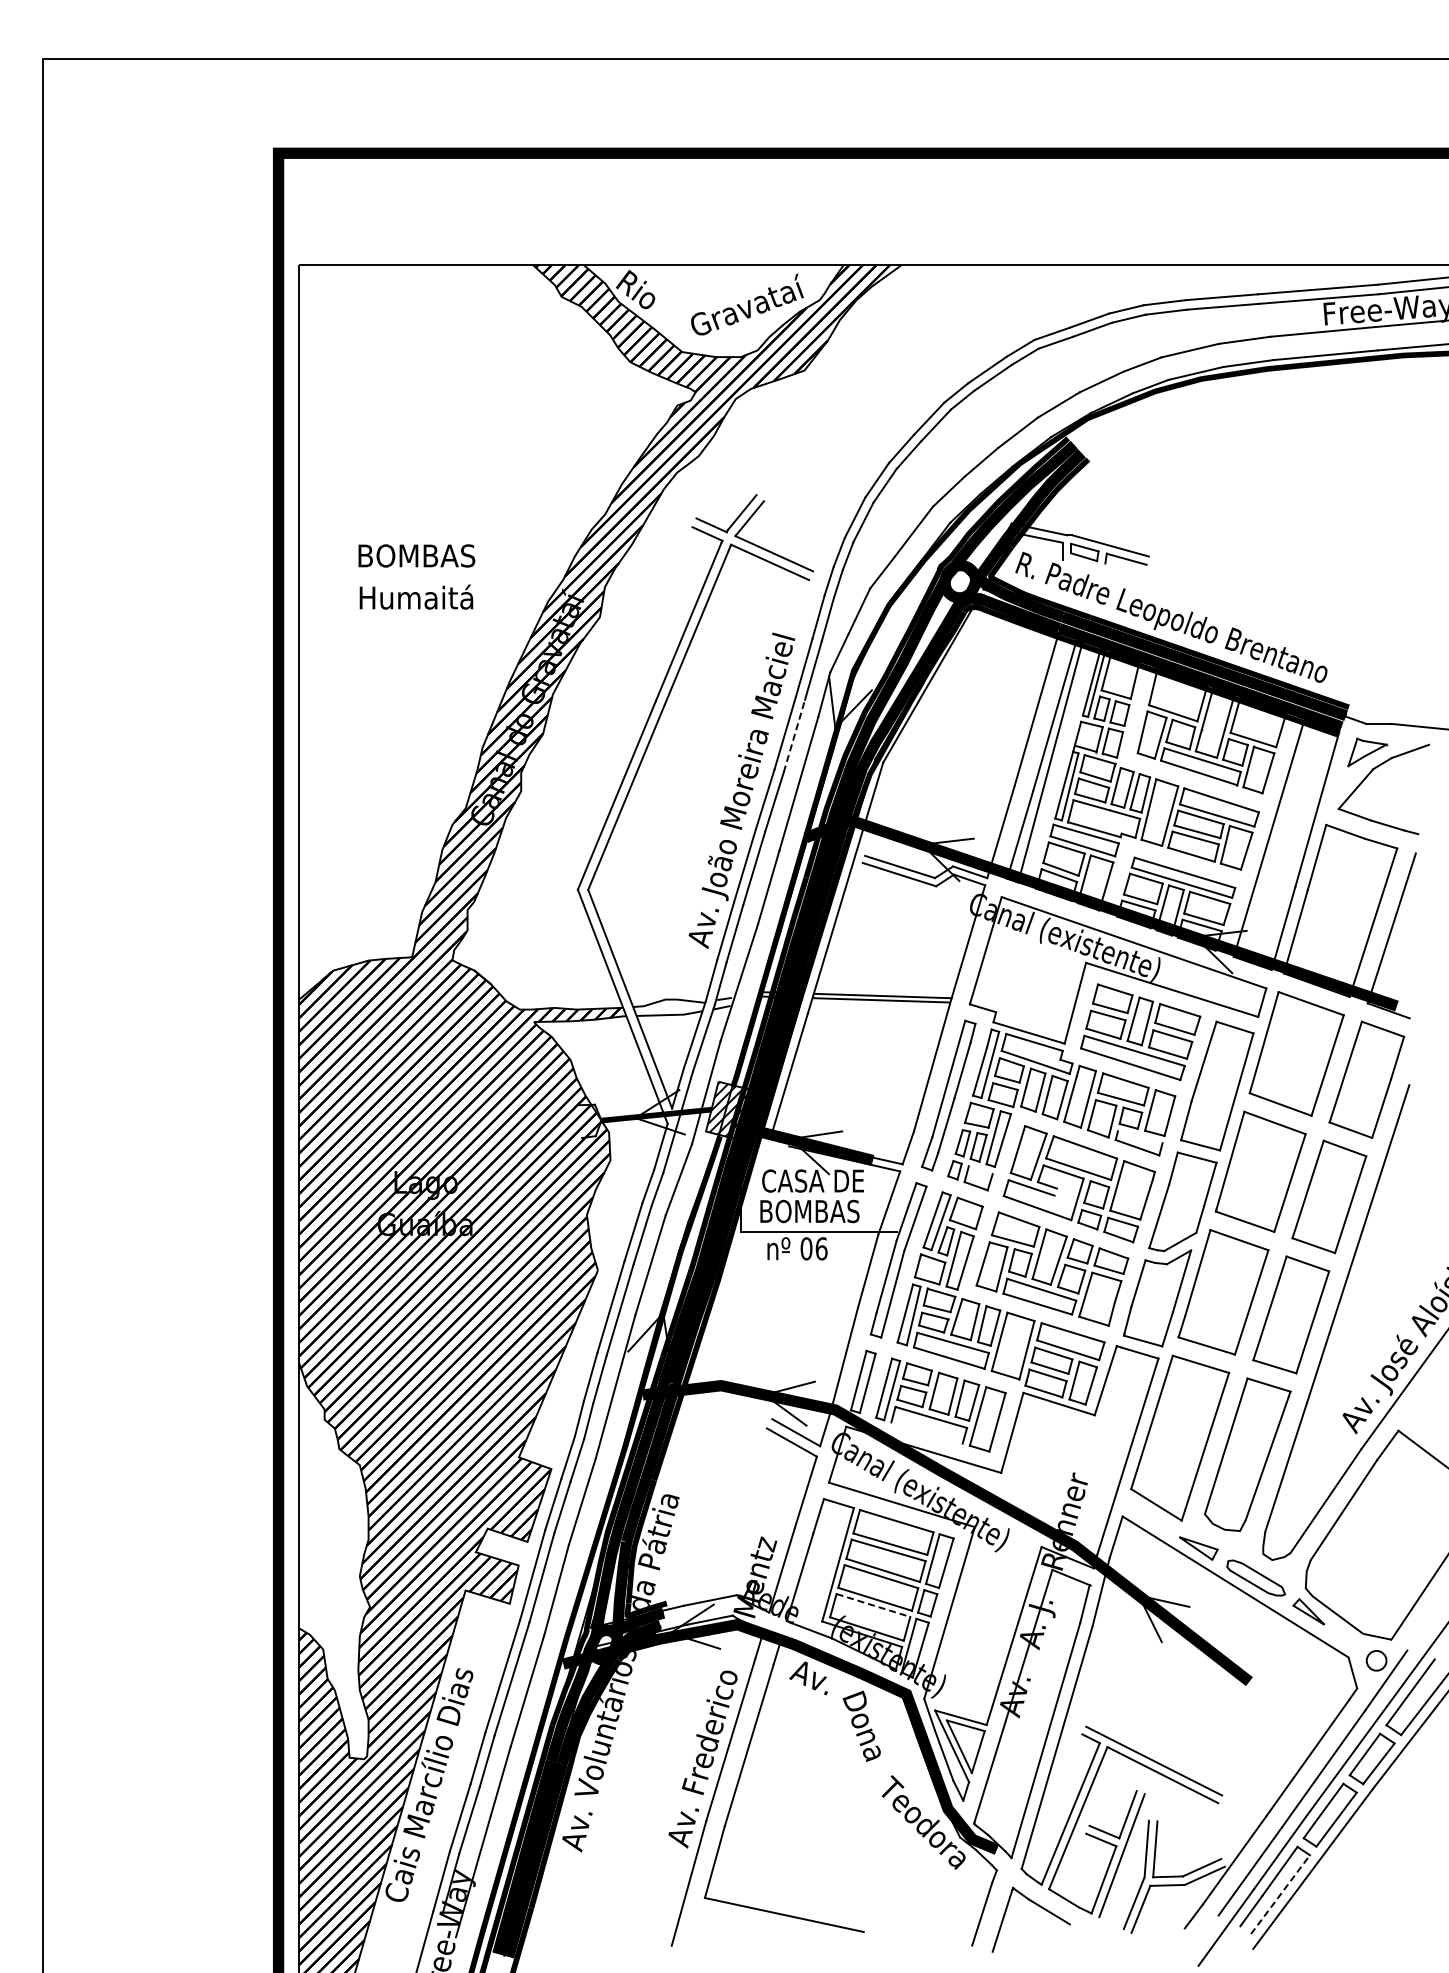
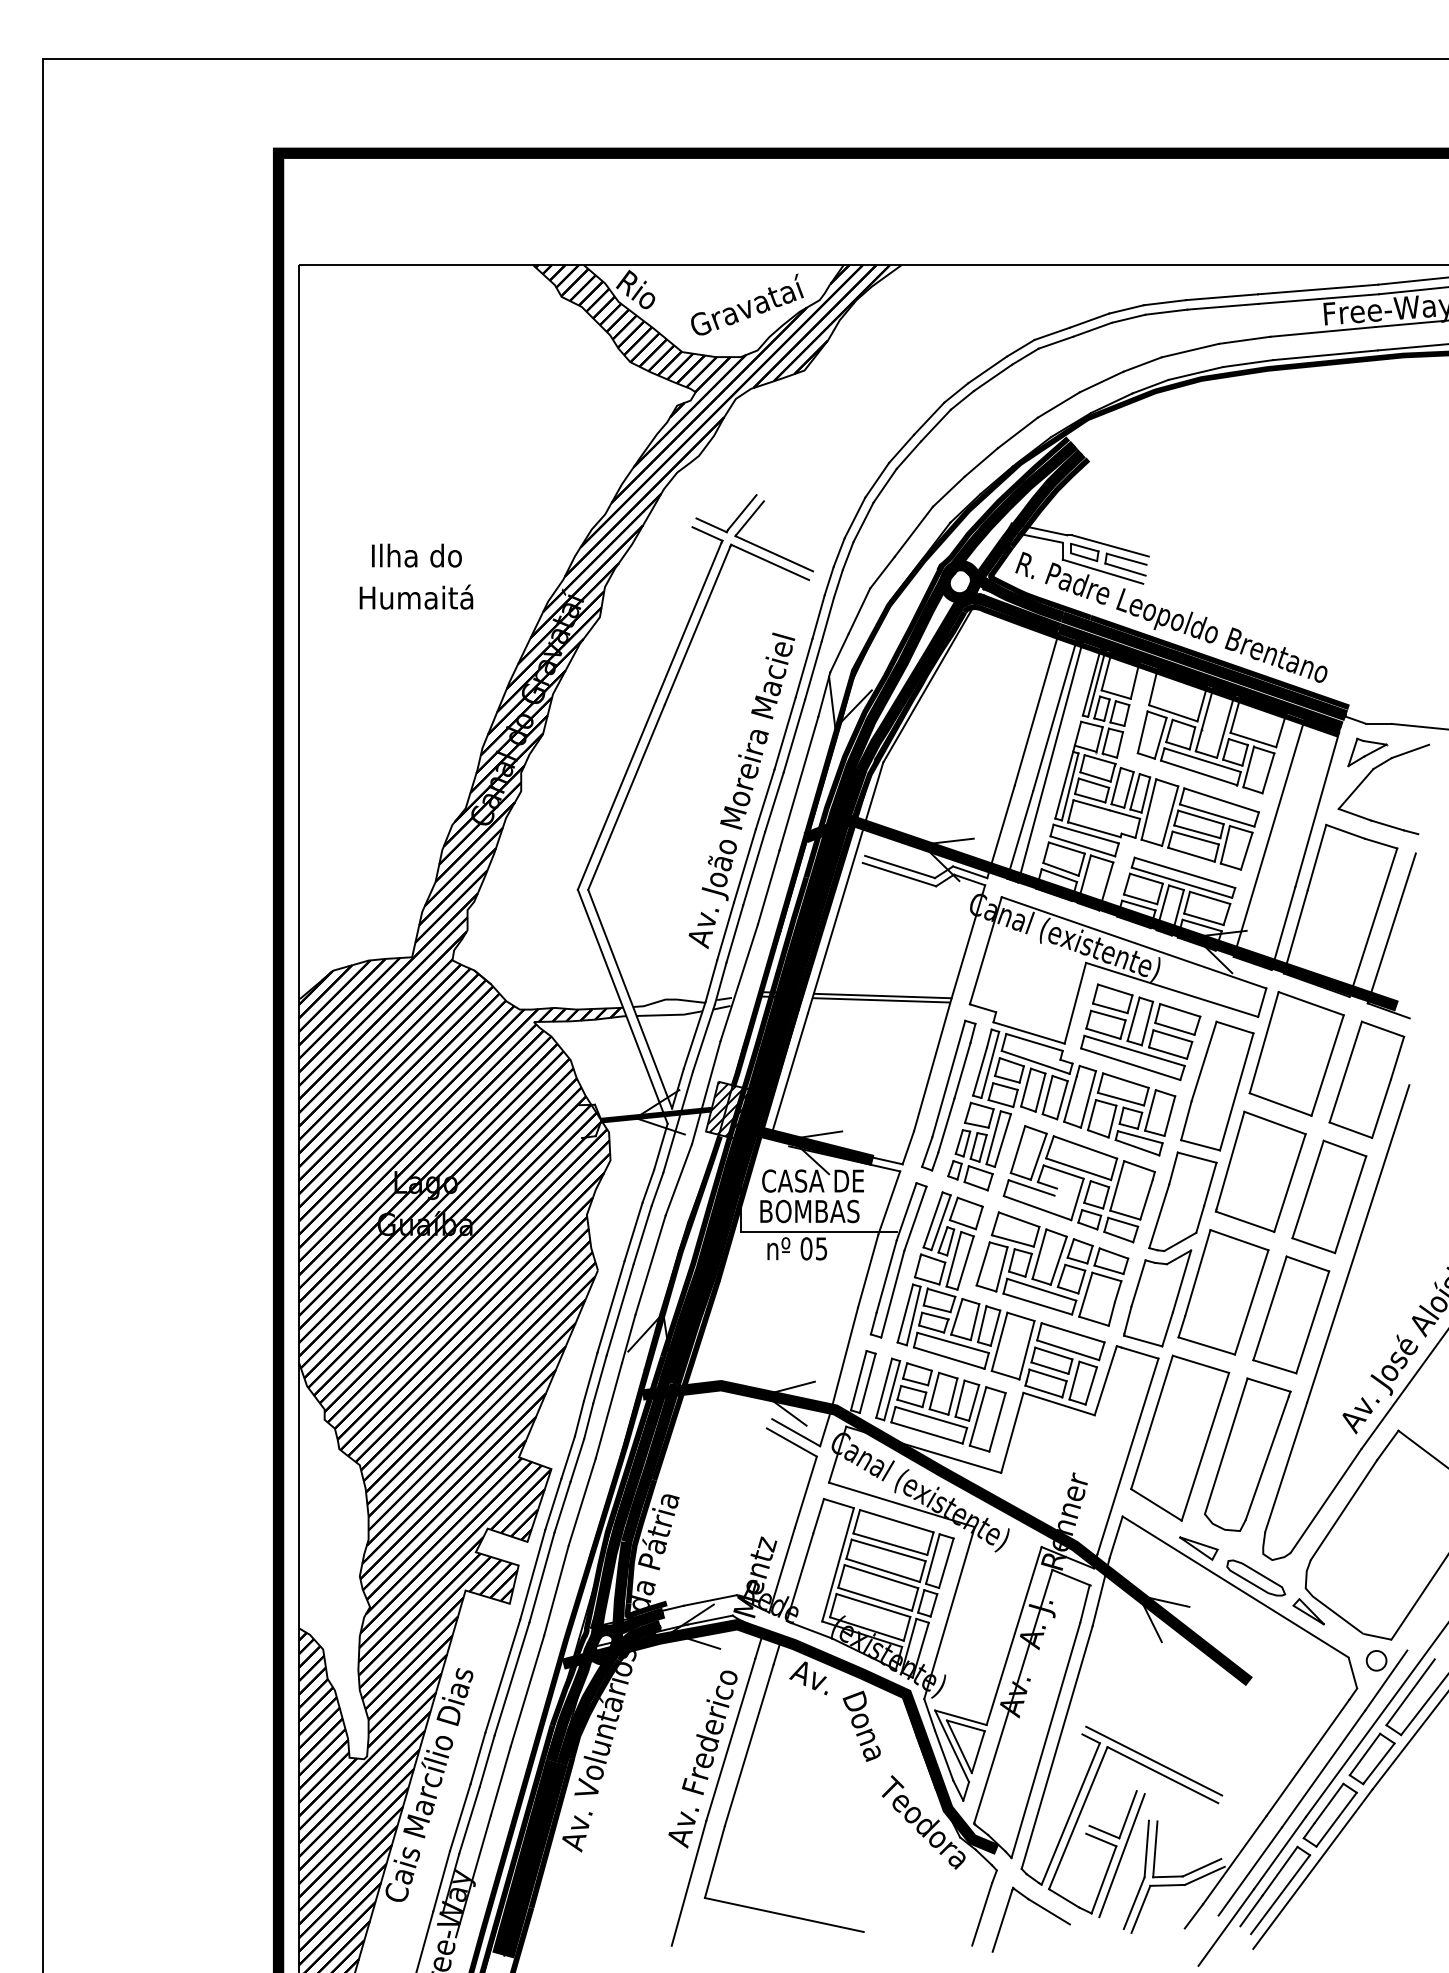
text: BOMBAS -> Ilha do (416, 555)
line: none -> present (1125, 569)
line: none -> present (1102, 571)
line: dashed -> solid (794, 736)
line: none -> present (1139, 1137)
line: none -> present (980, 1170)
text: 06 -> 05 (821, 1248)
line: none -> present (926, 1432)
line: dashed -> solid (873, 1605)
line: dashed -> solid (1280, 1894)
